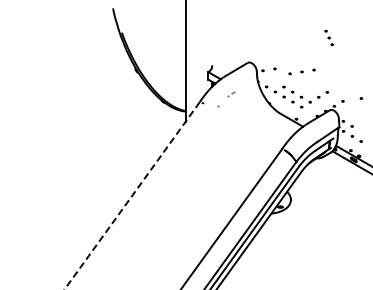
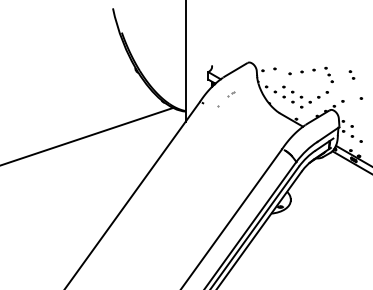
part position: (328, 37) -> (328, 74) (328, 74)
part: none -> present (351, 74)
line: none -> present (87, 135)
line: dashed -> solid (131, 196)
